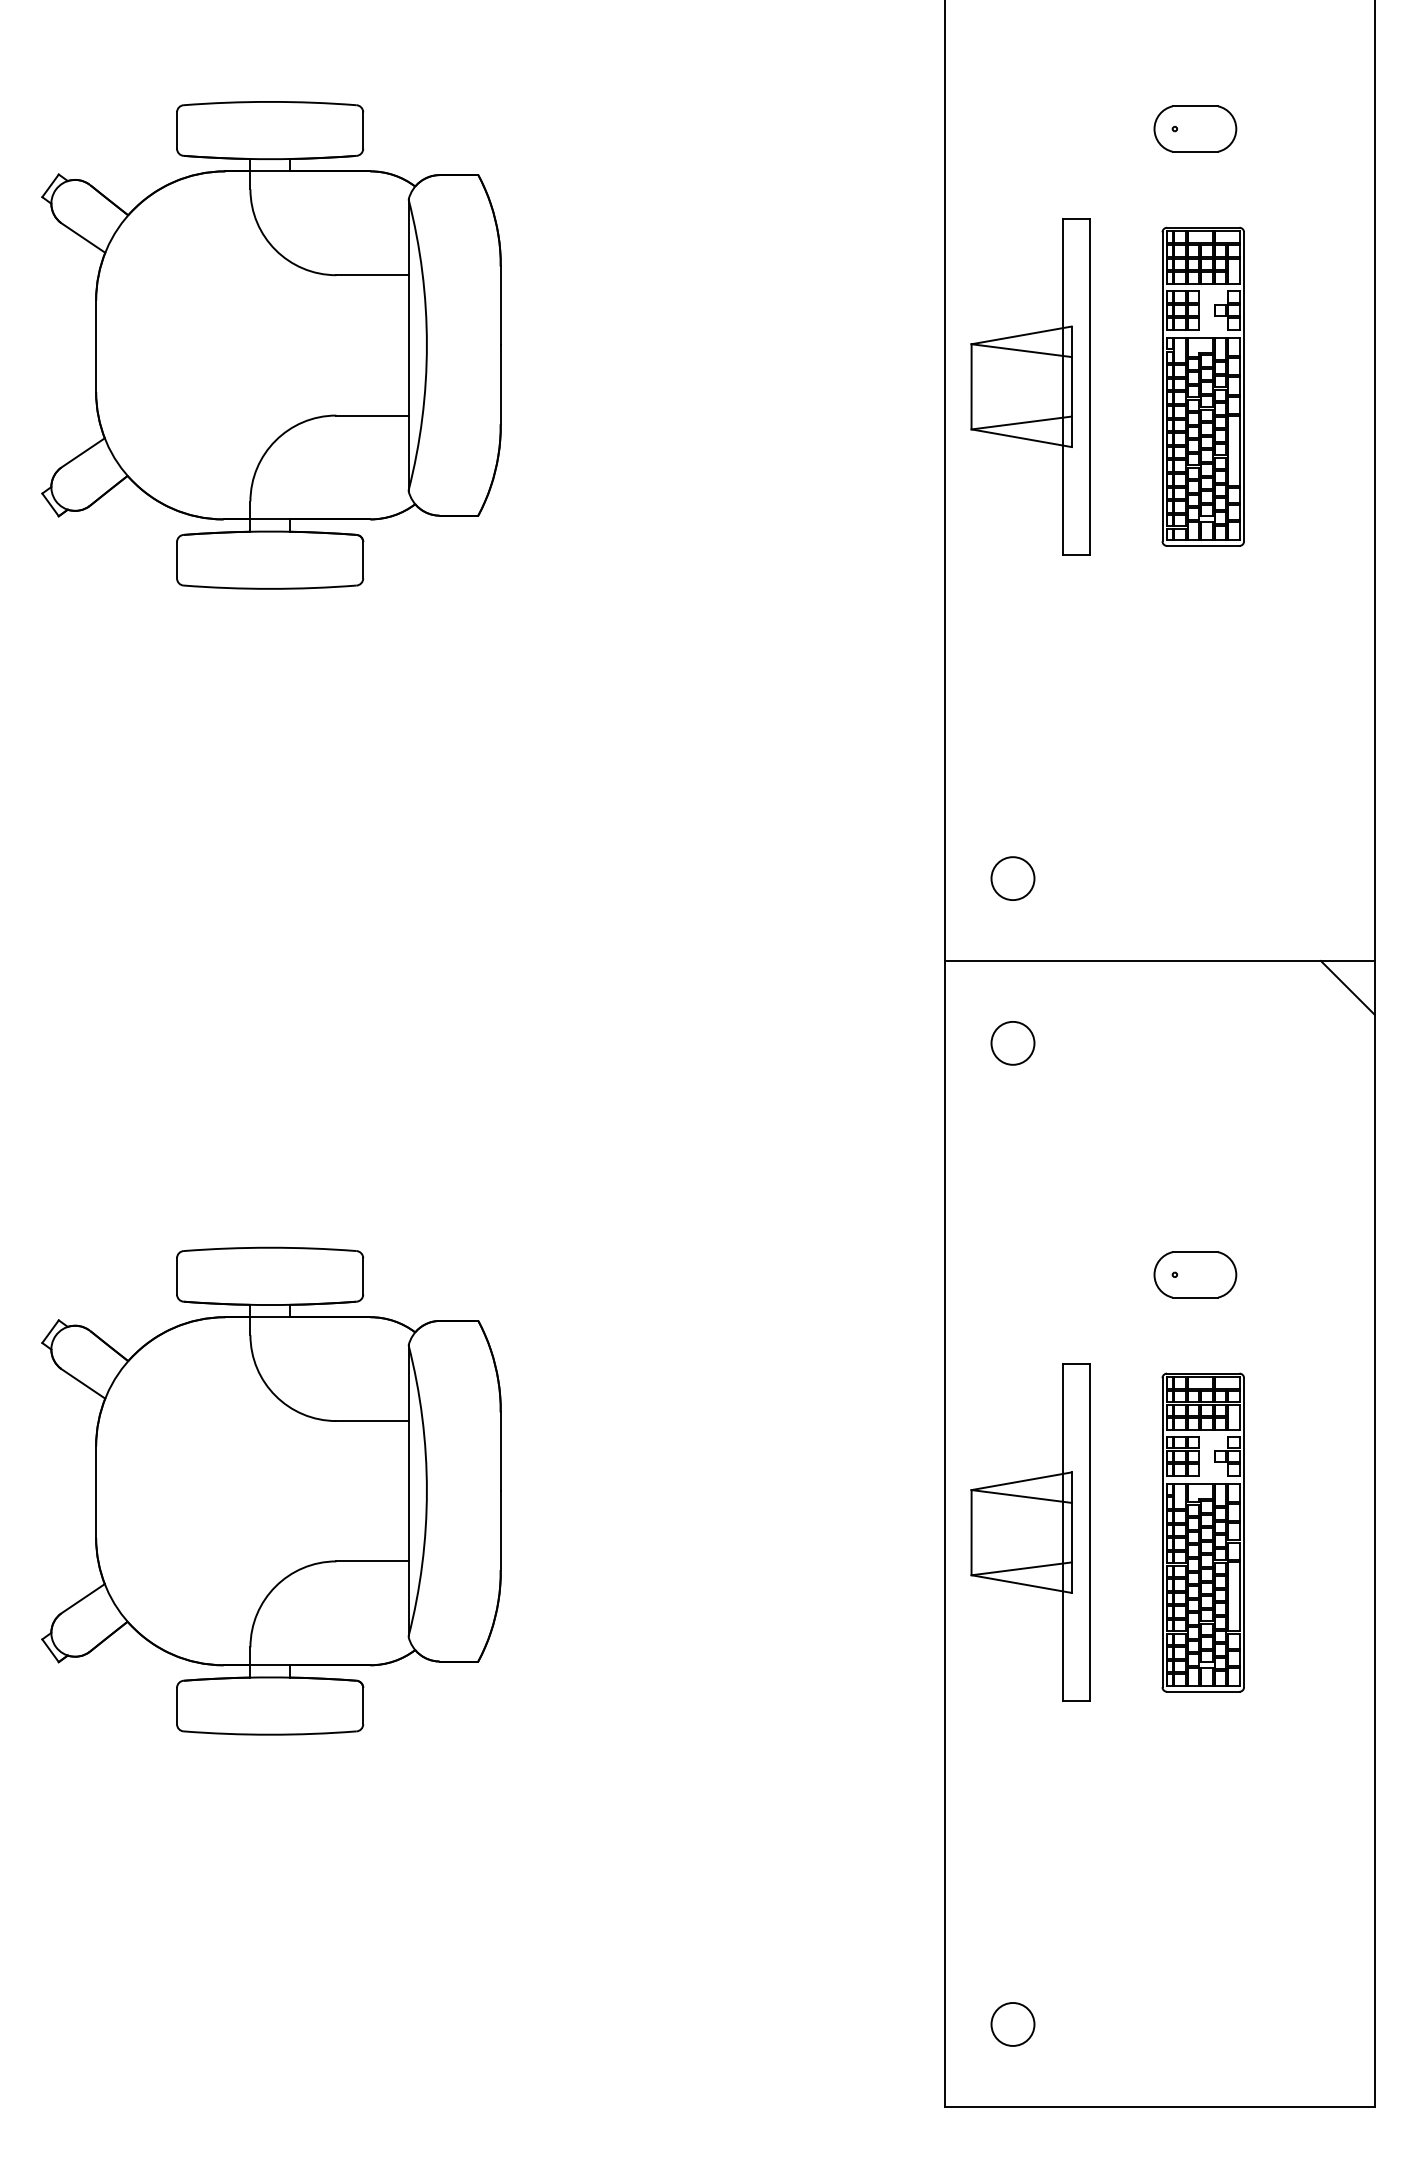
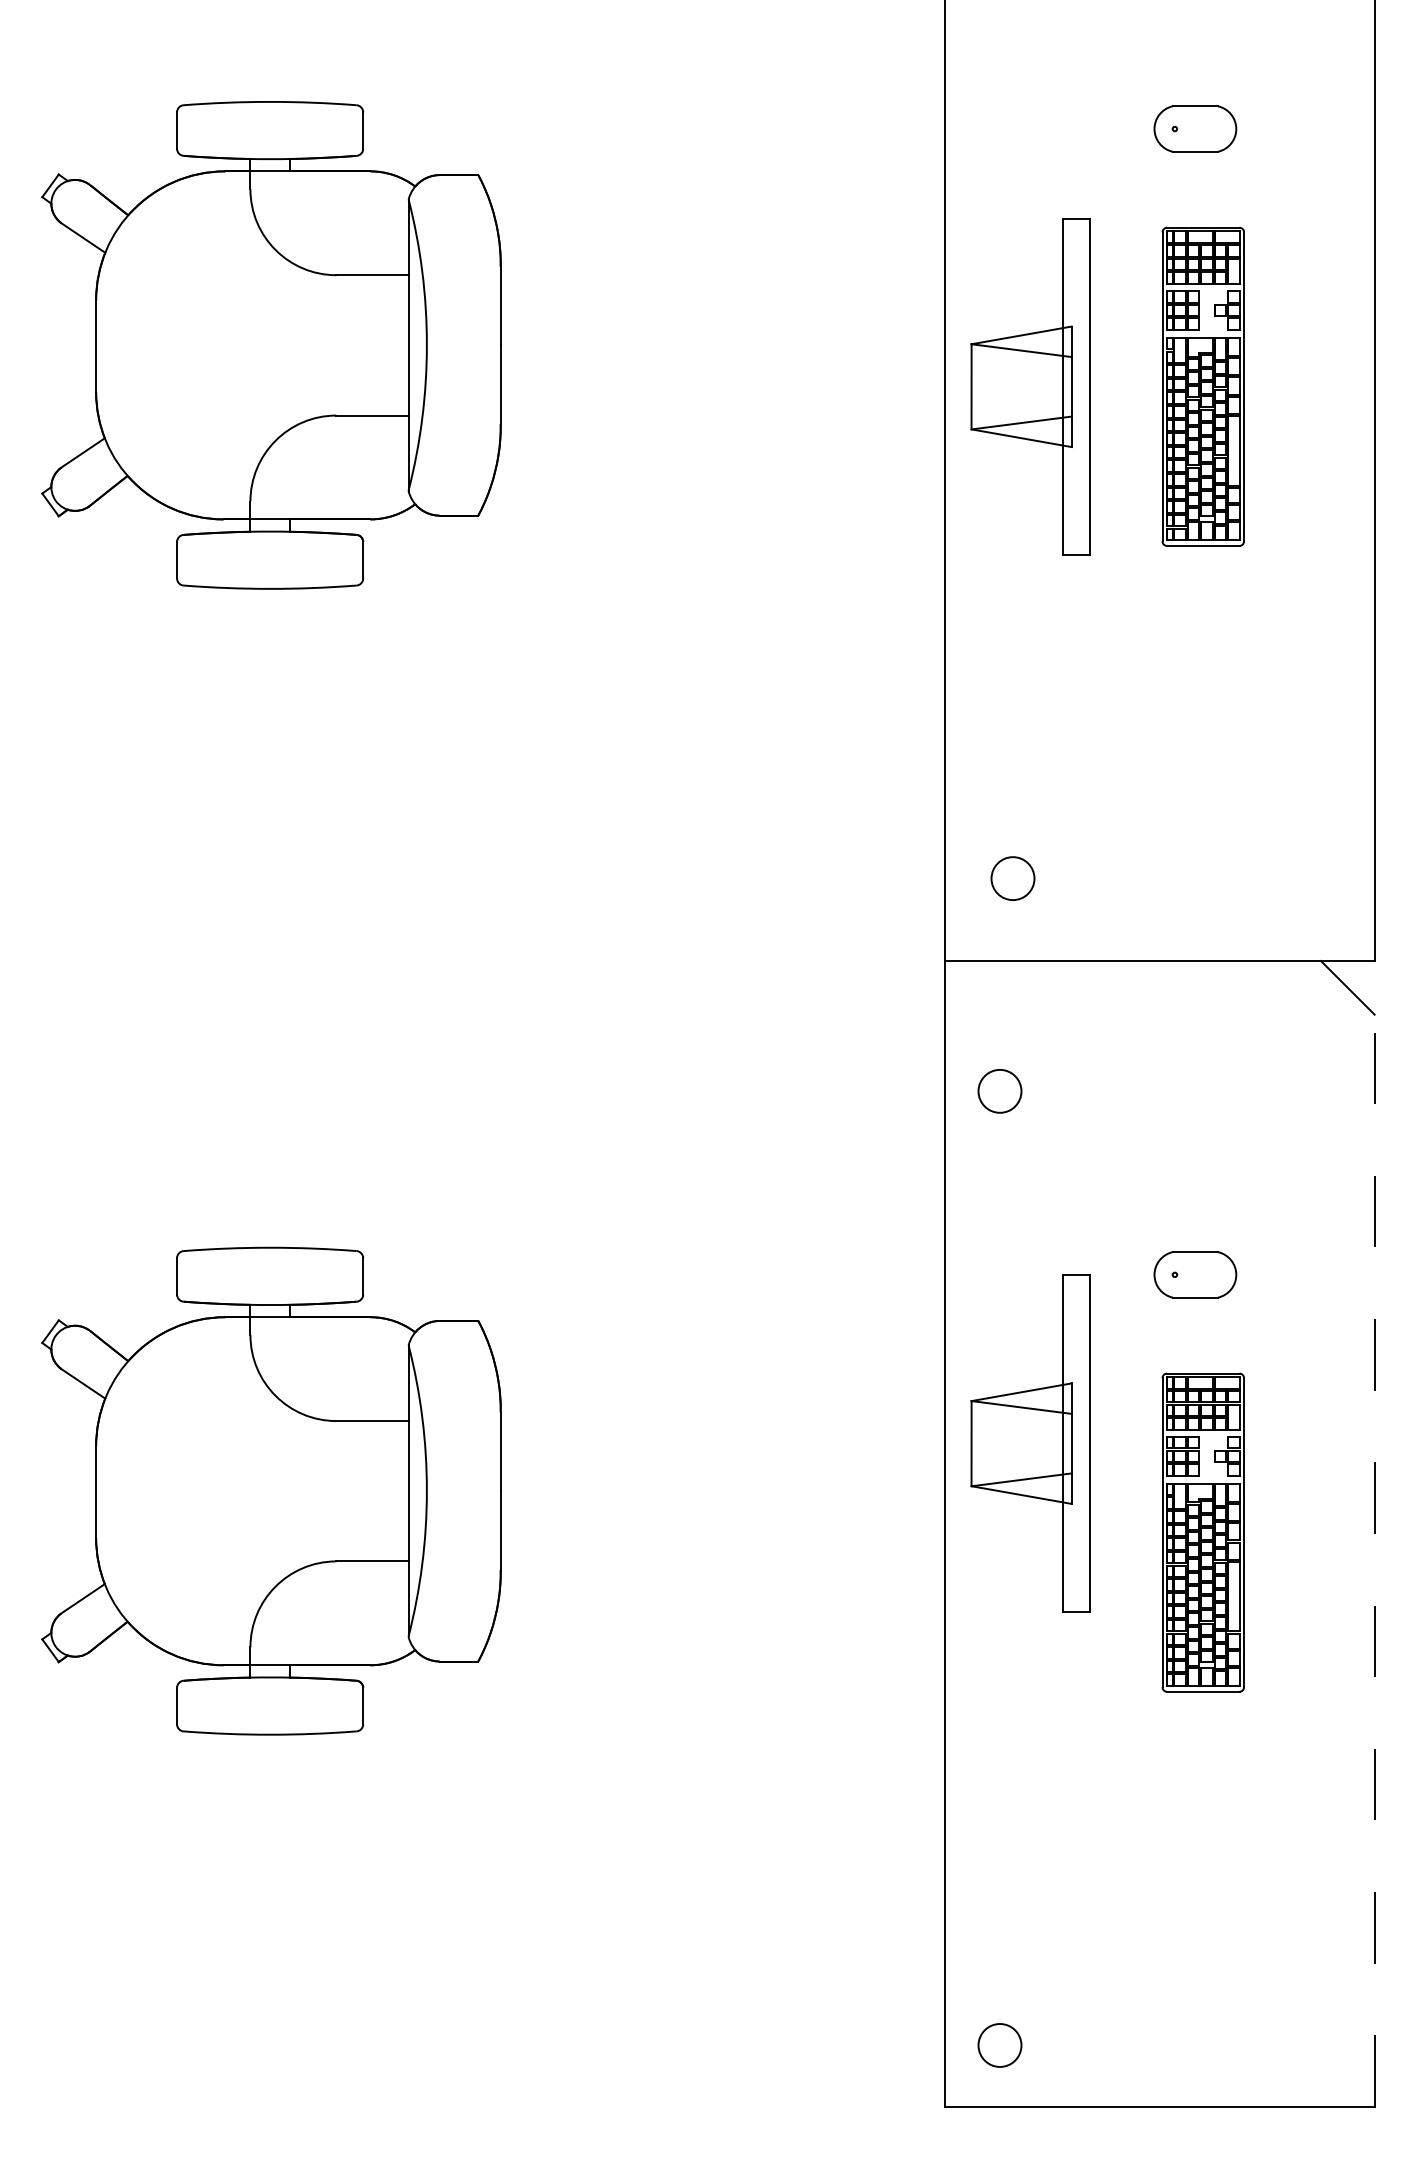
part position: (1012, 1043) -> (999, 1091) (999, 1091)
part position: (1030, 1532) -> (1030, 1443) (1030, 1443)
line: solid -> dashed (1374, 1533)
part position: (1012, 2024) -> (999, 2045) (999, 2045)
